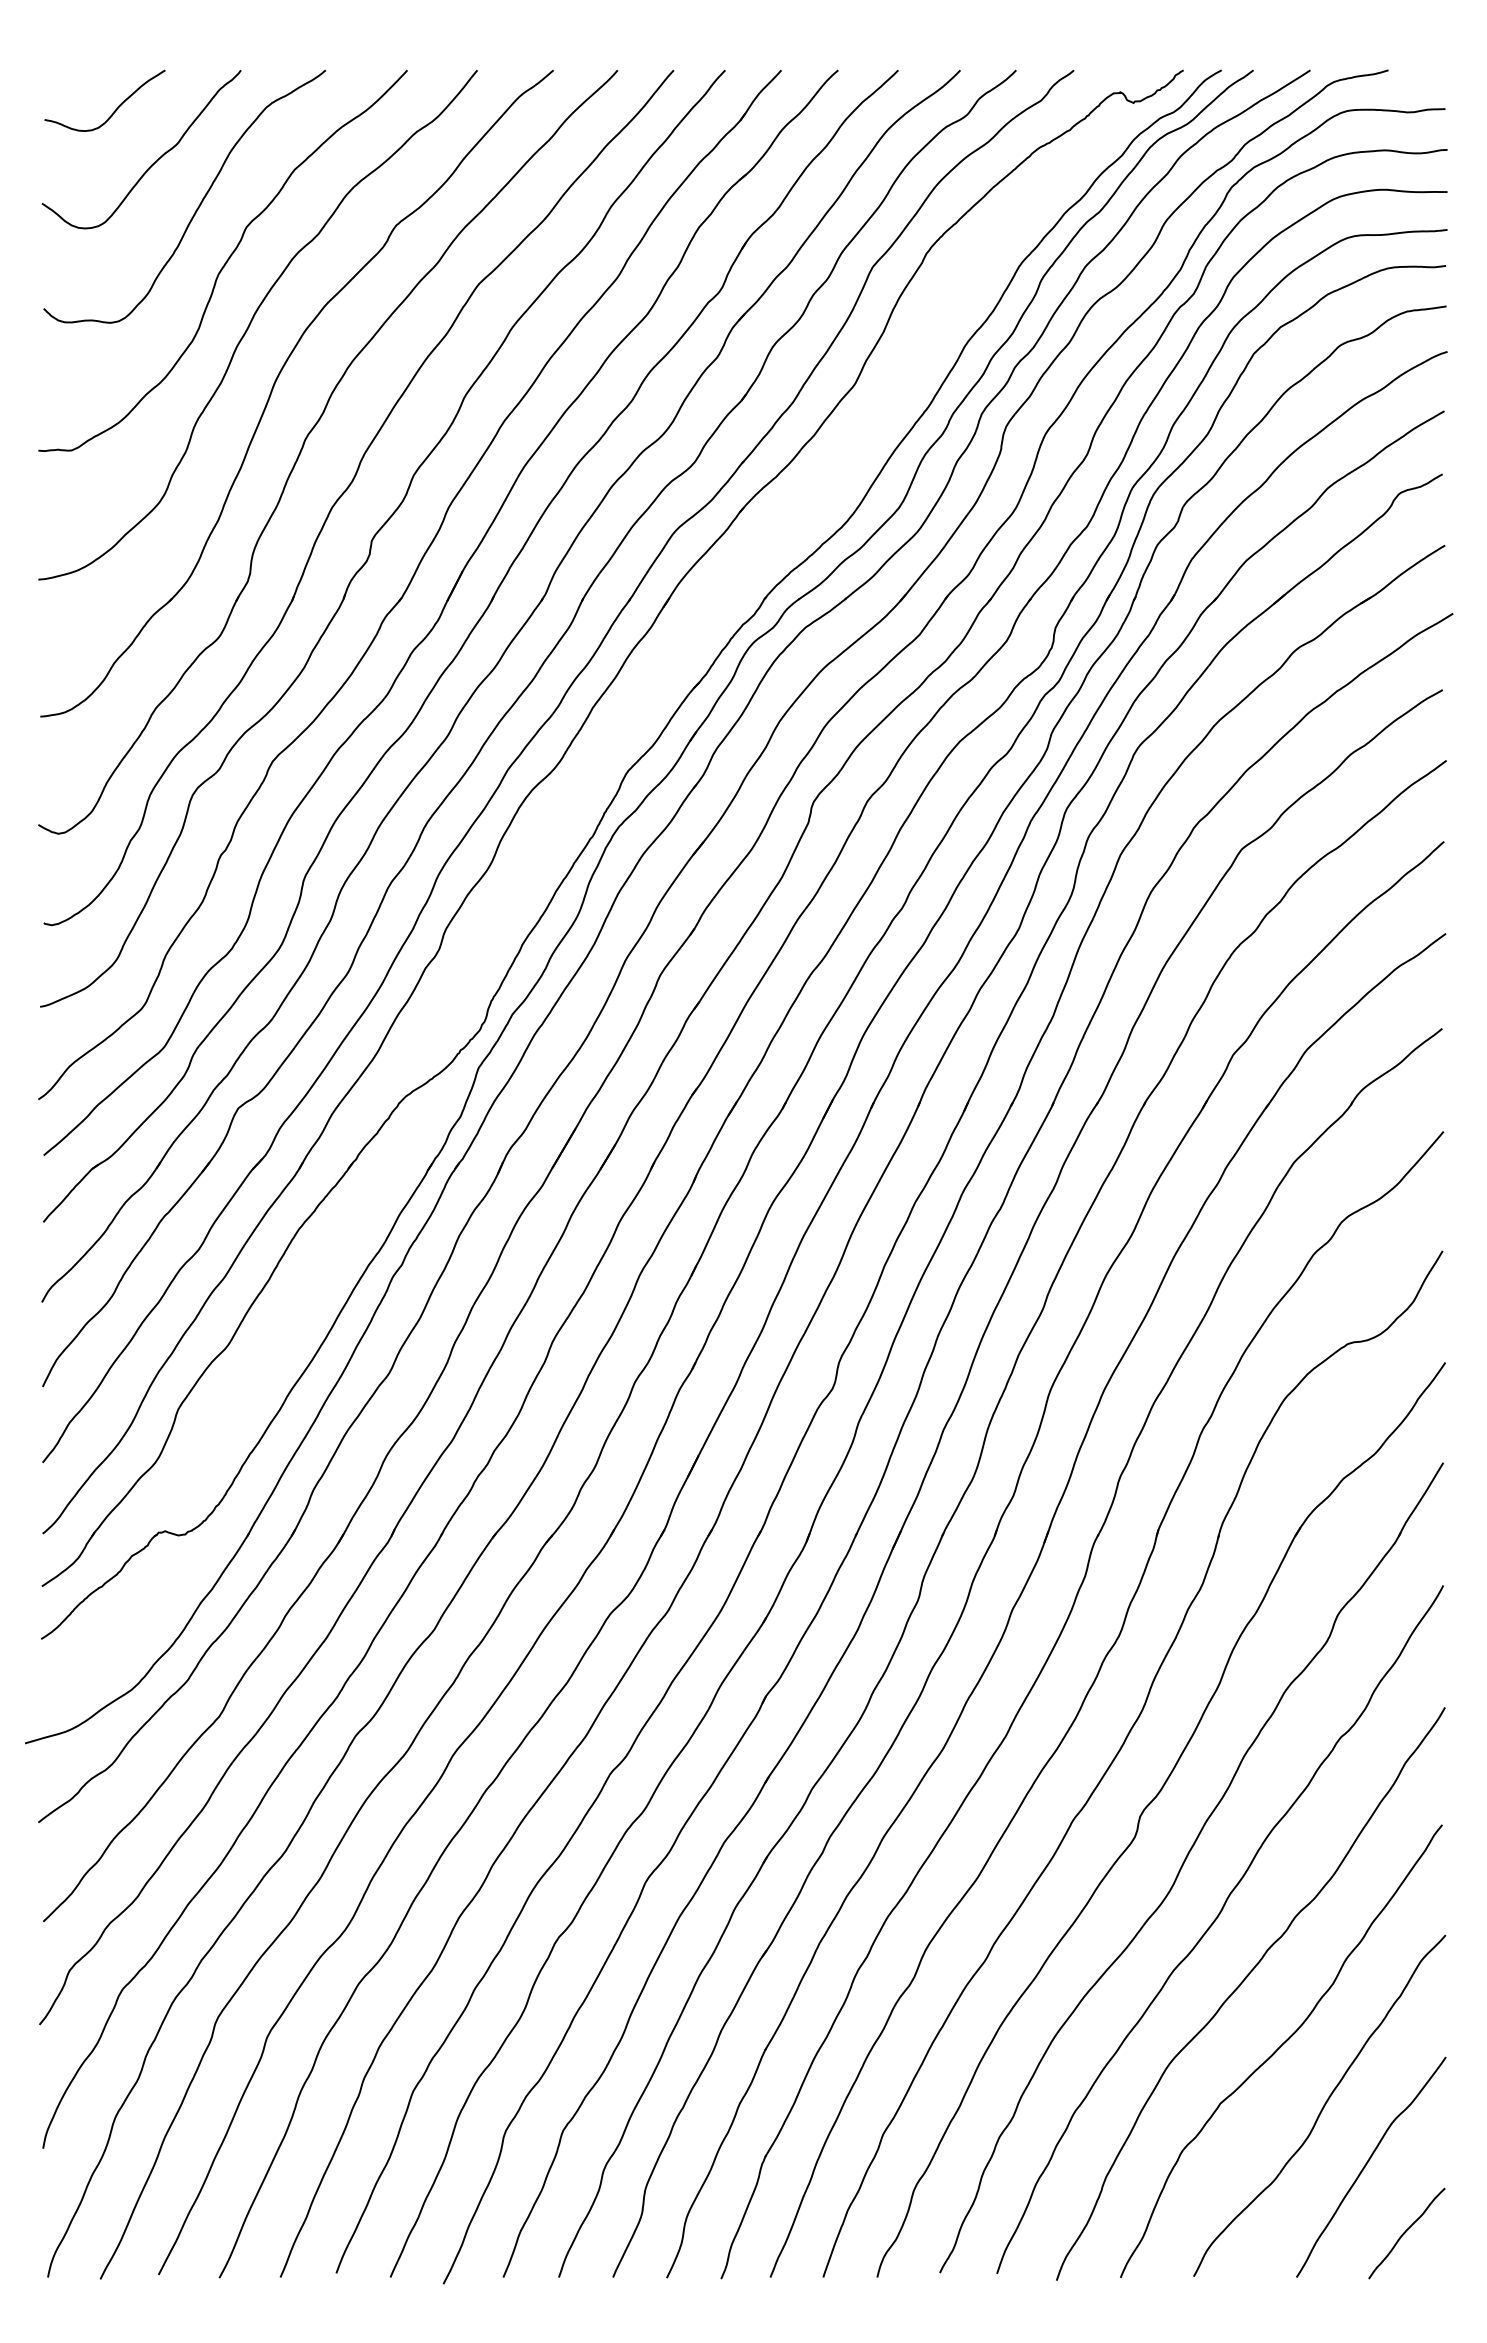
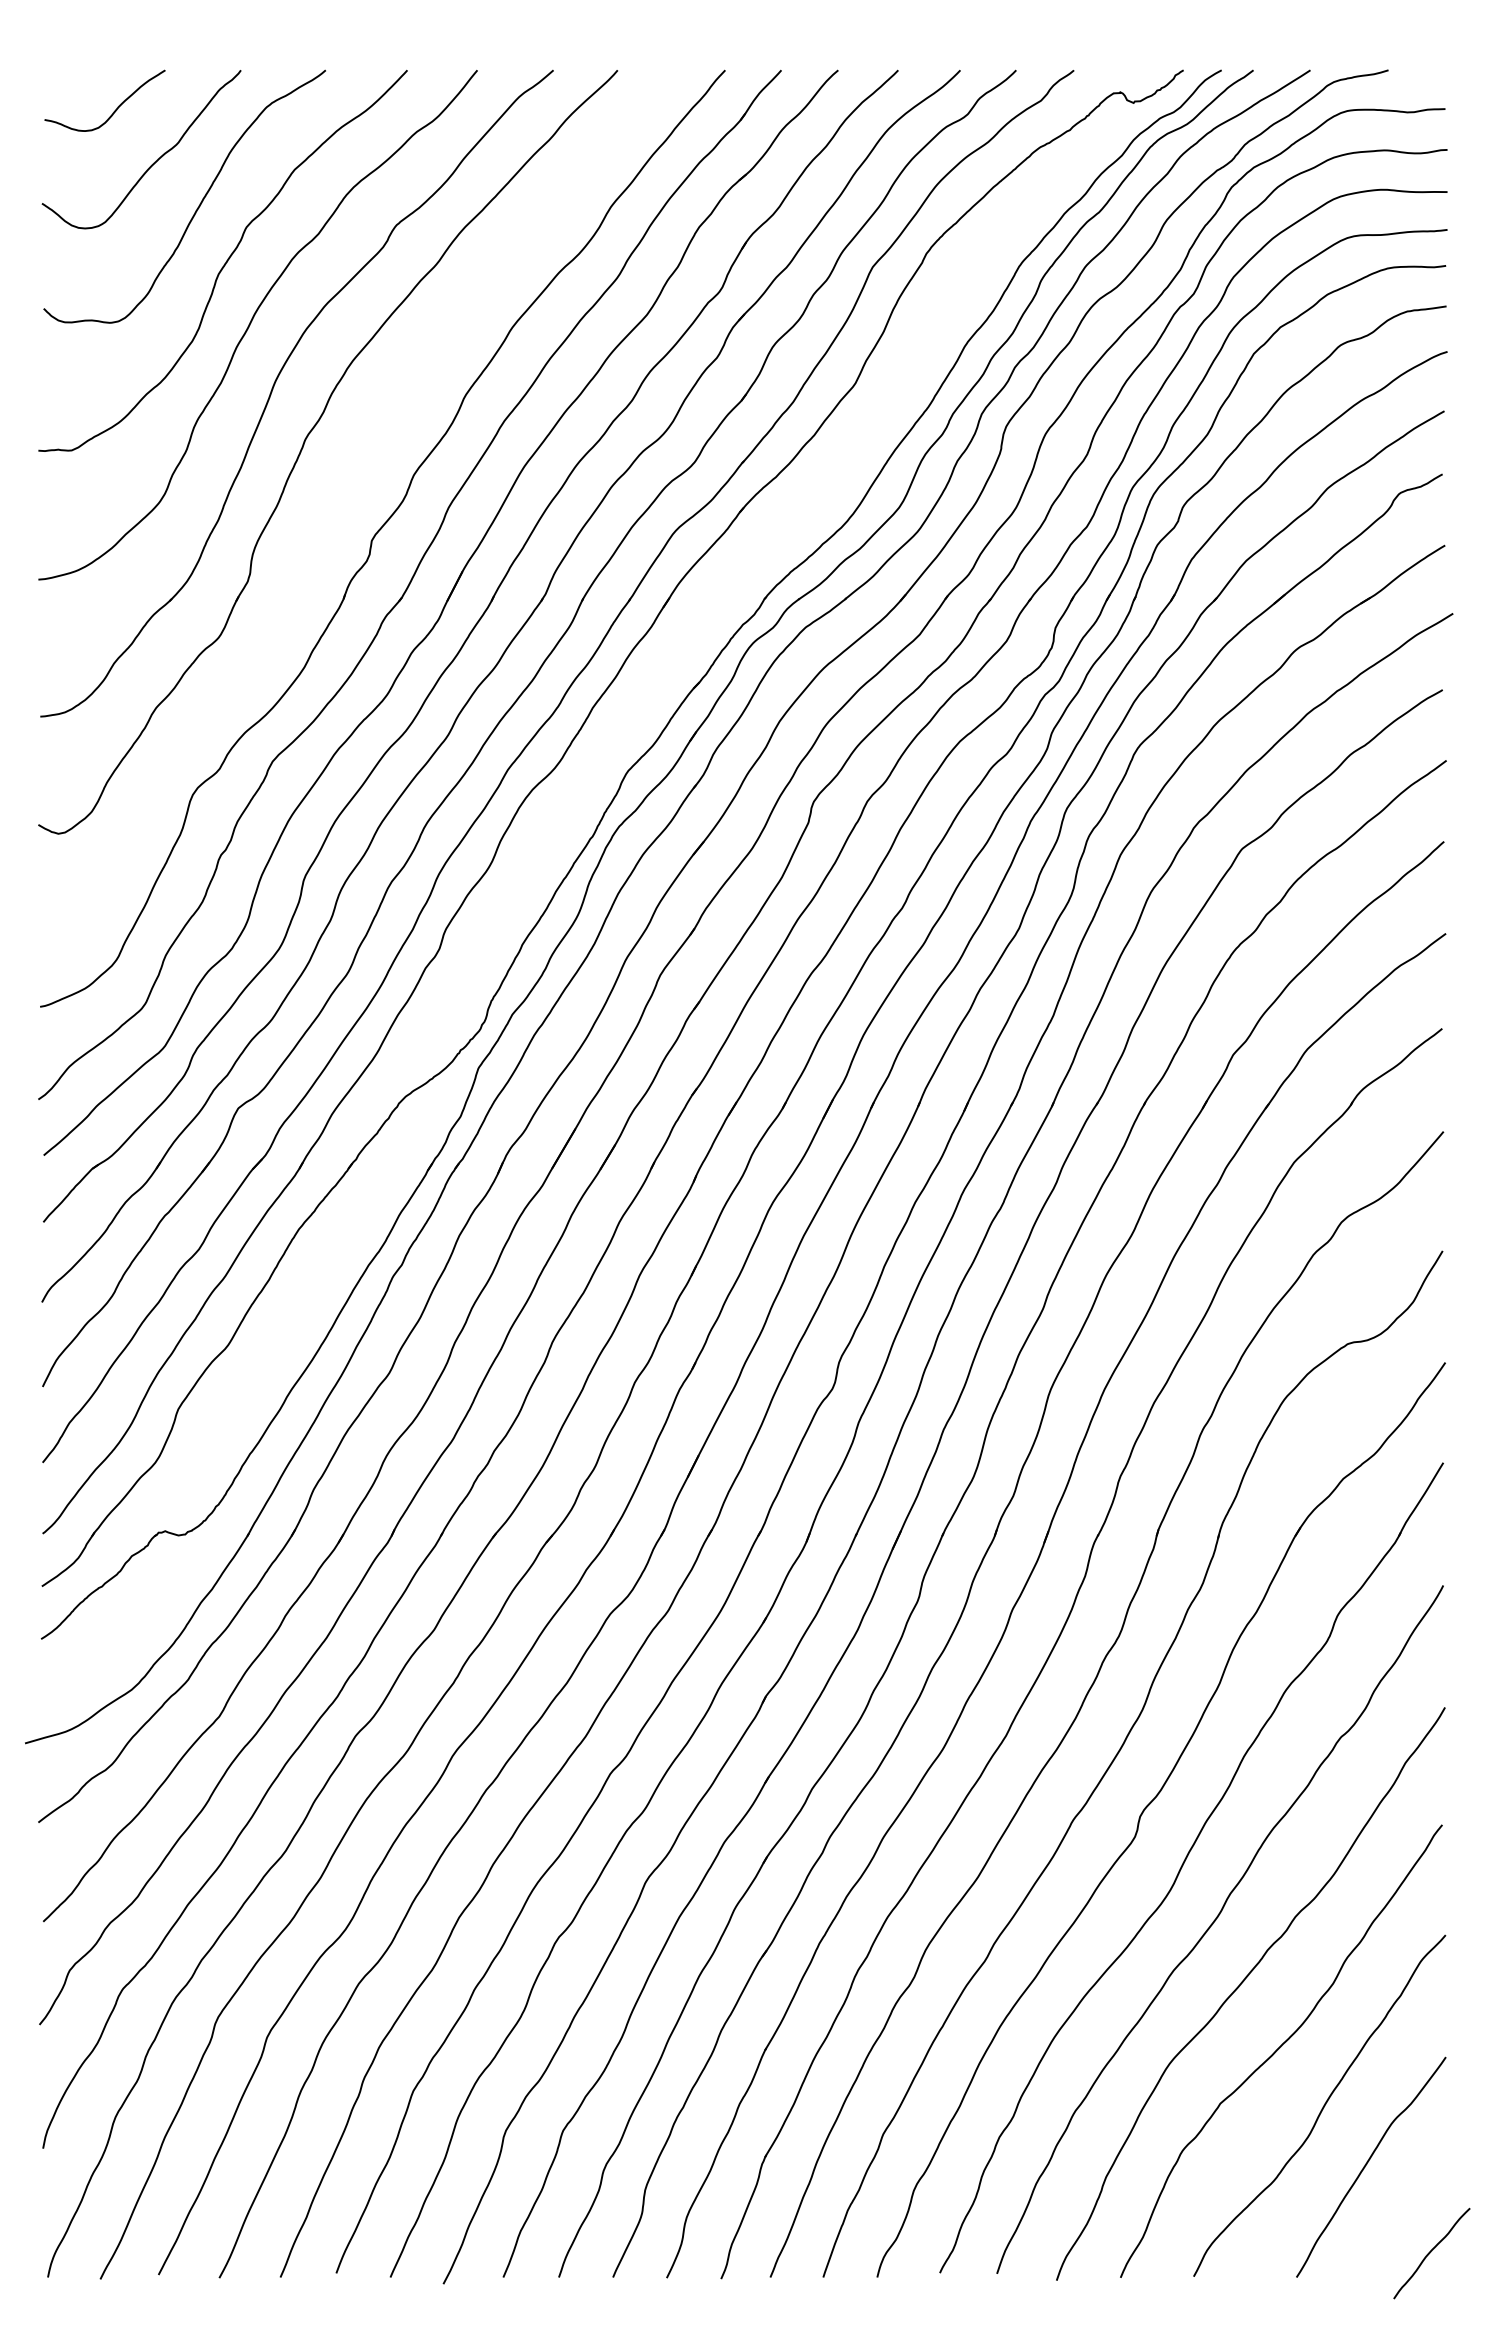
part: present -> none (347, 490)
curve position: (1406, 2232) -> (1431, 2252) (1431, 2252)
